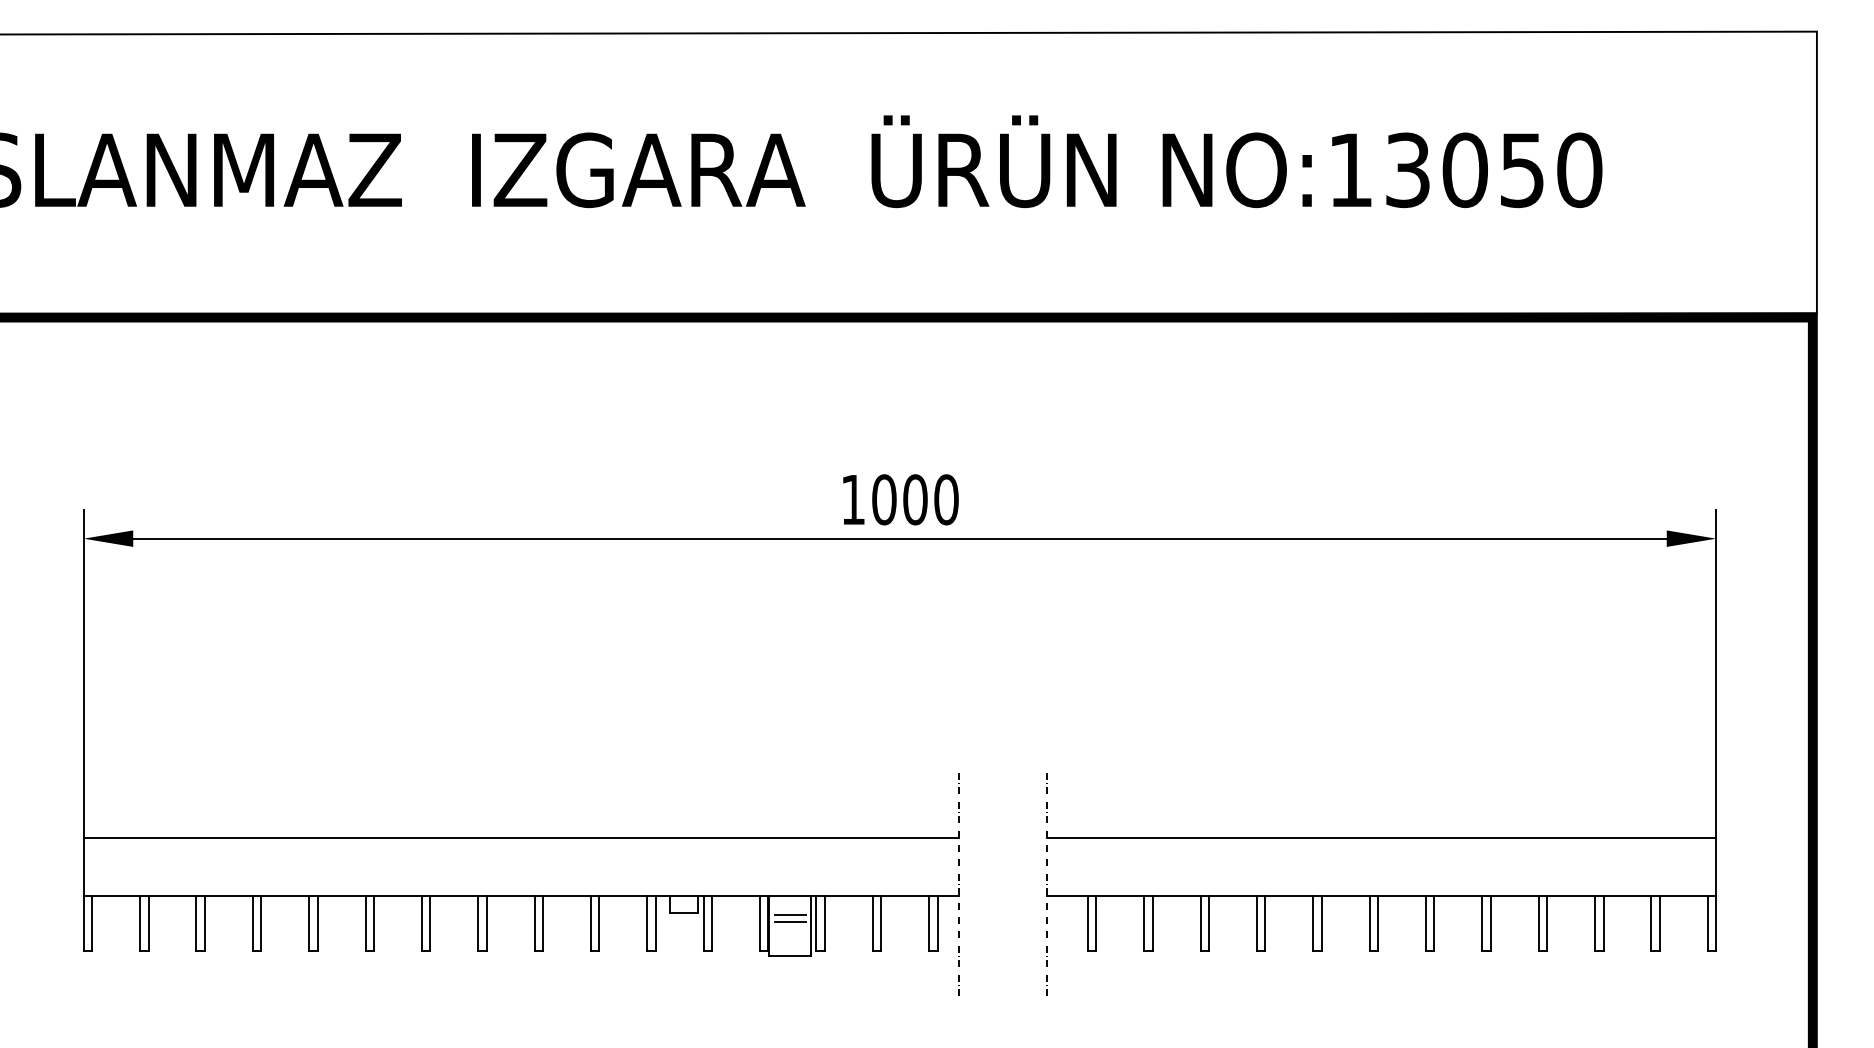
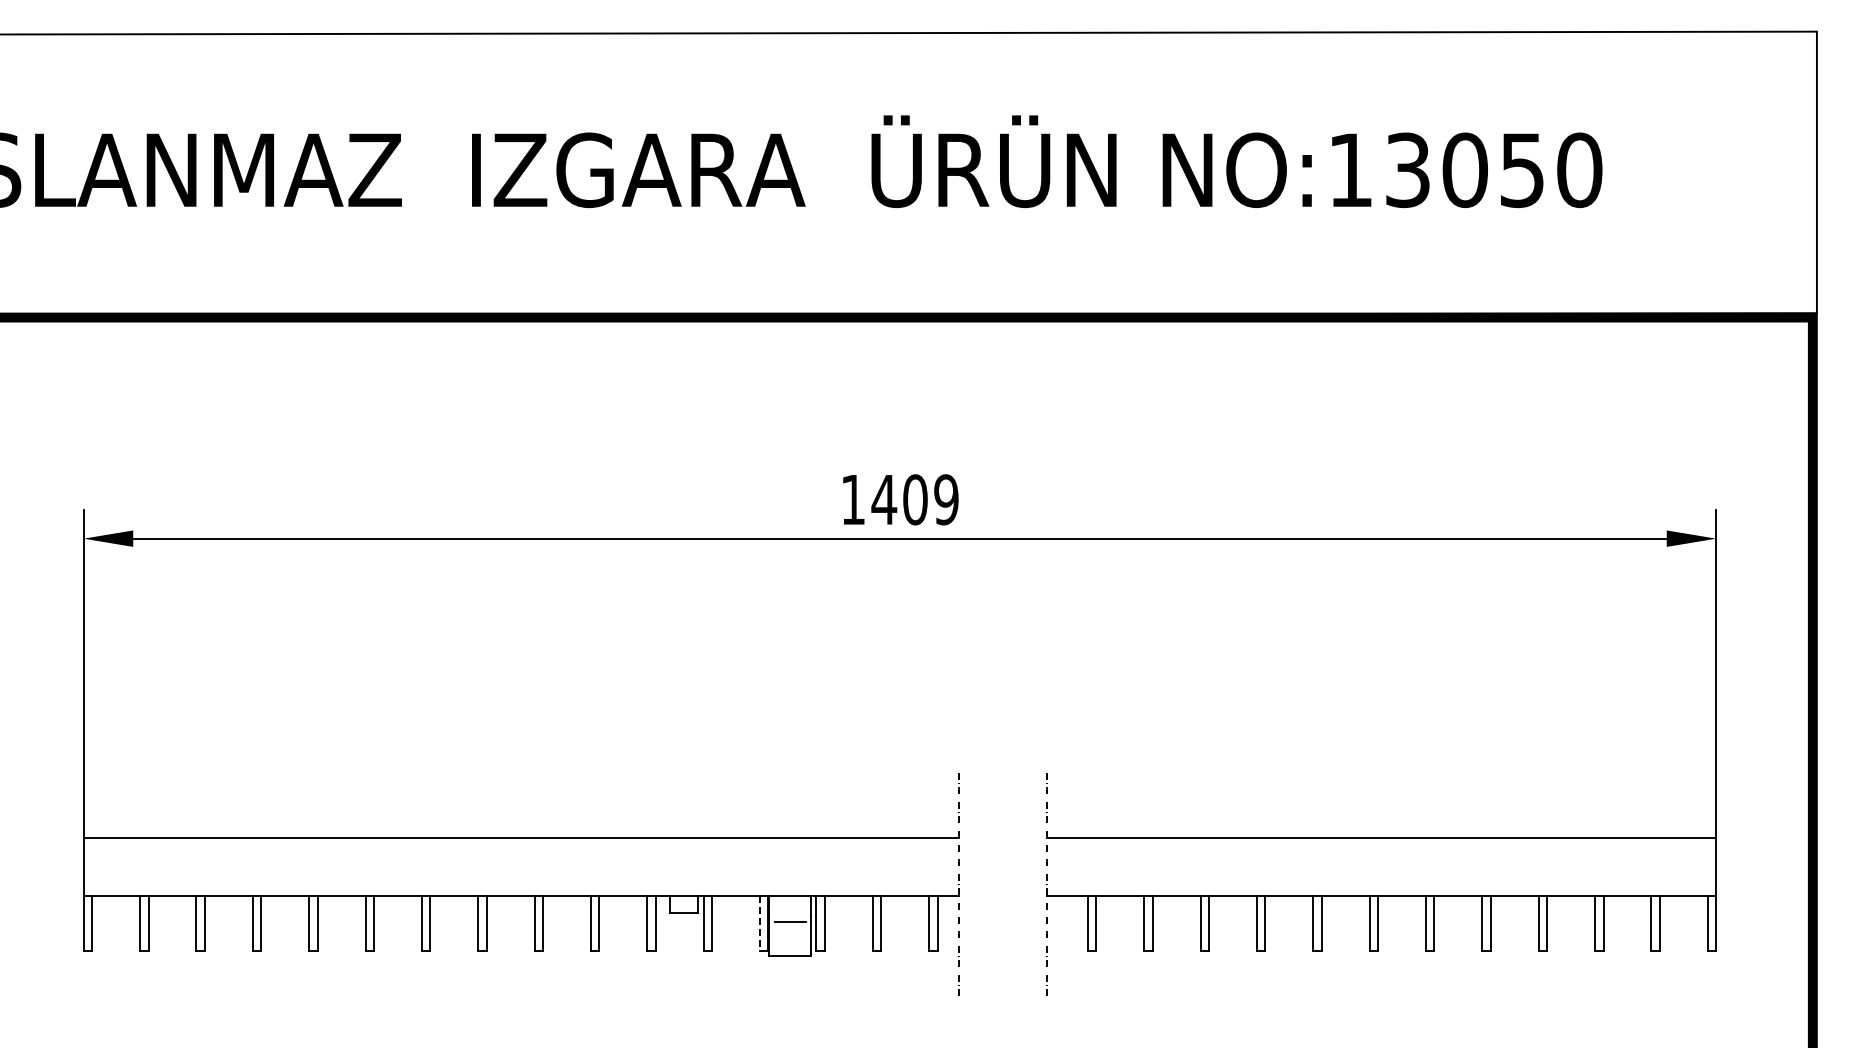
text: 1000 -> 1409 (914, 499)
line: present -> none (789, 915)
line: solid -> dashed (759, 923)
